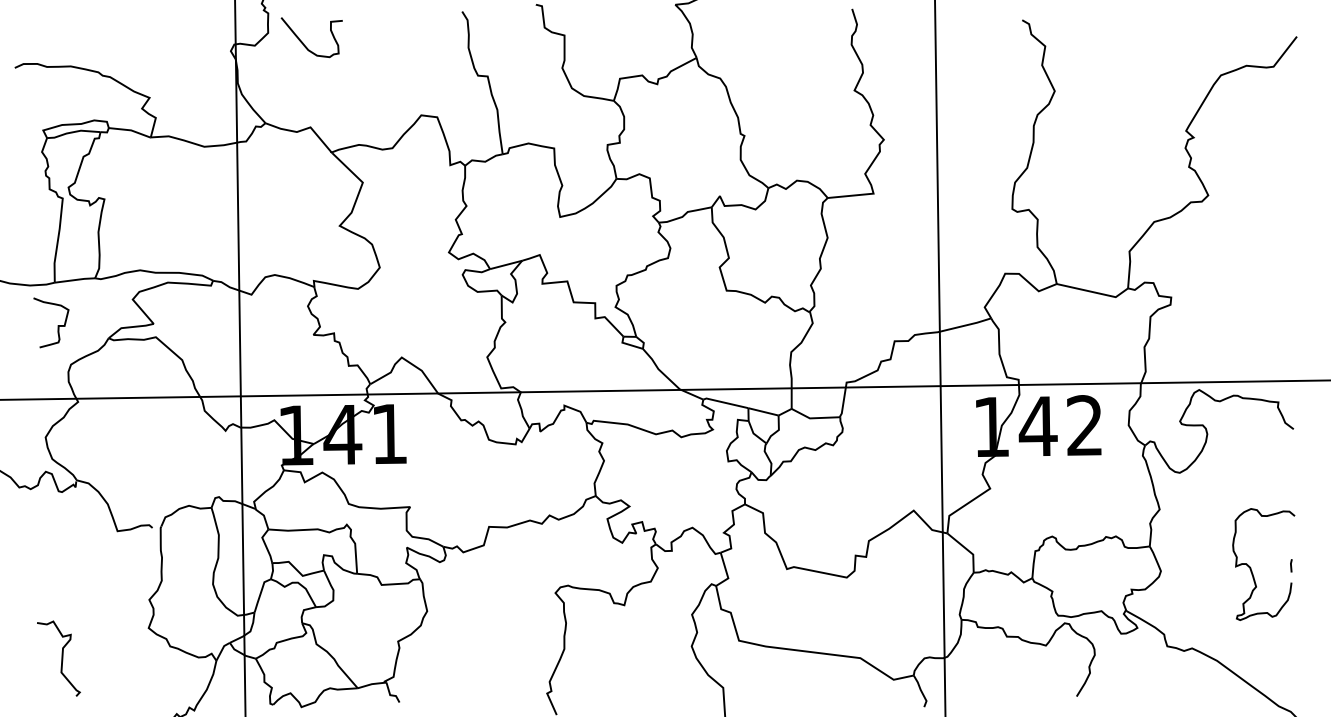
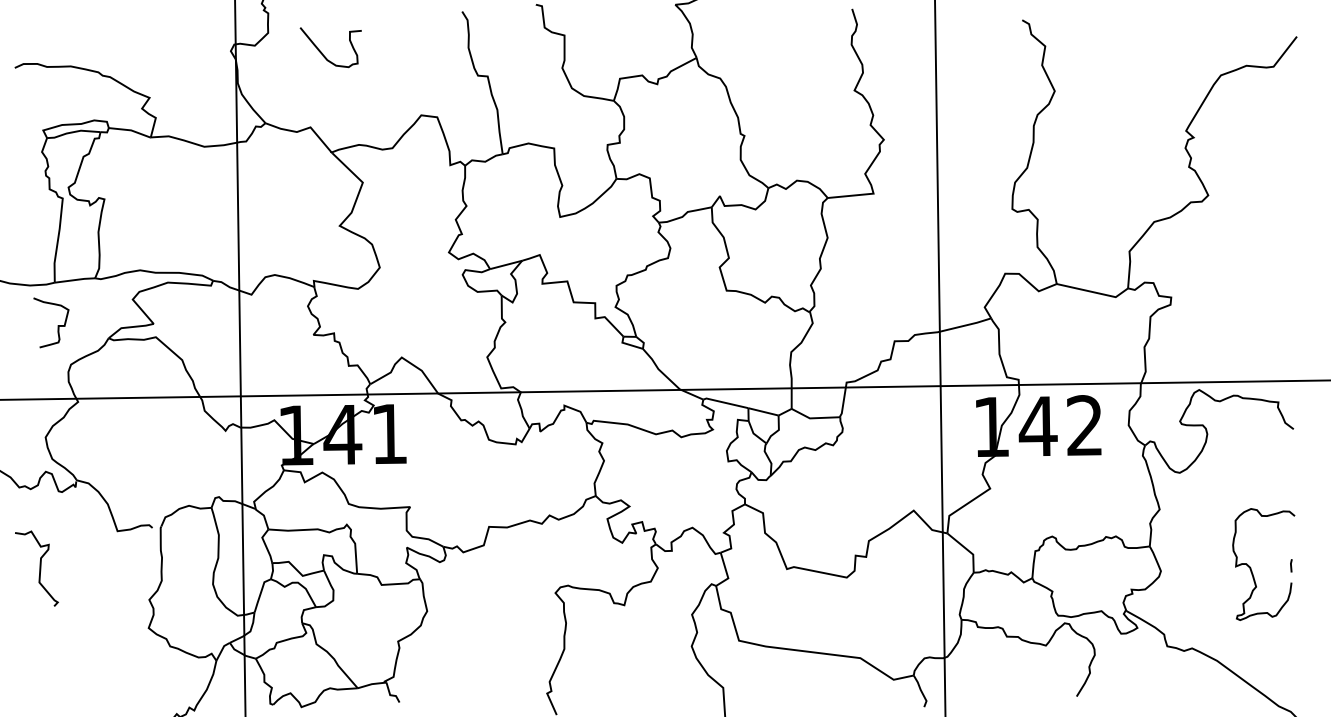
curve position: (303, 42) -> (322, 52) (322, 52)
curve position: (61, 658) -> (39, 568) (39, 568)
